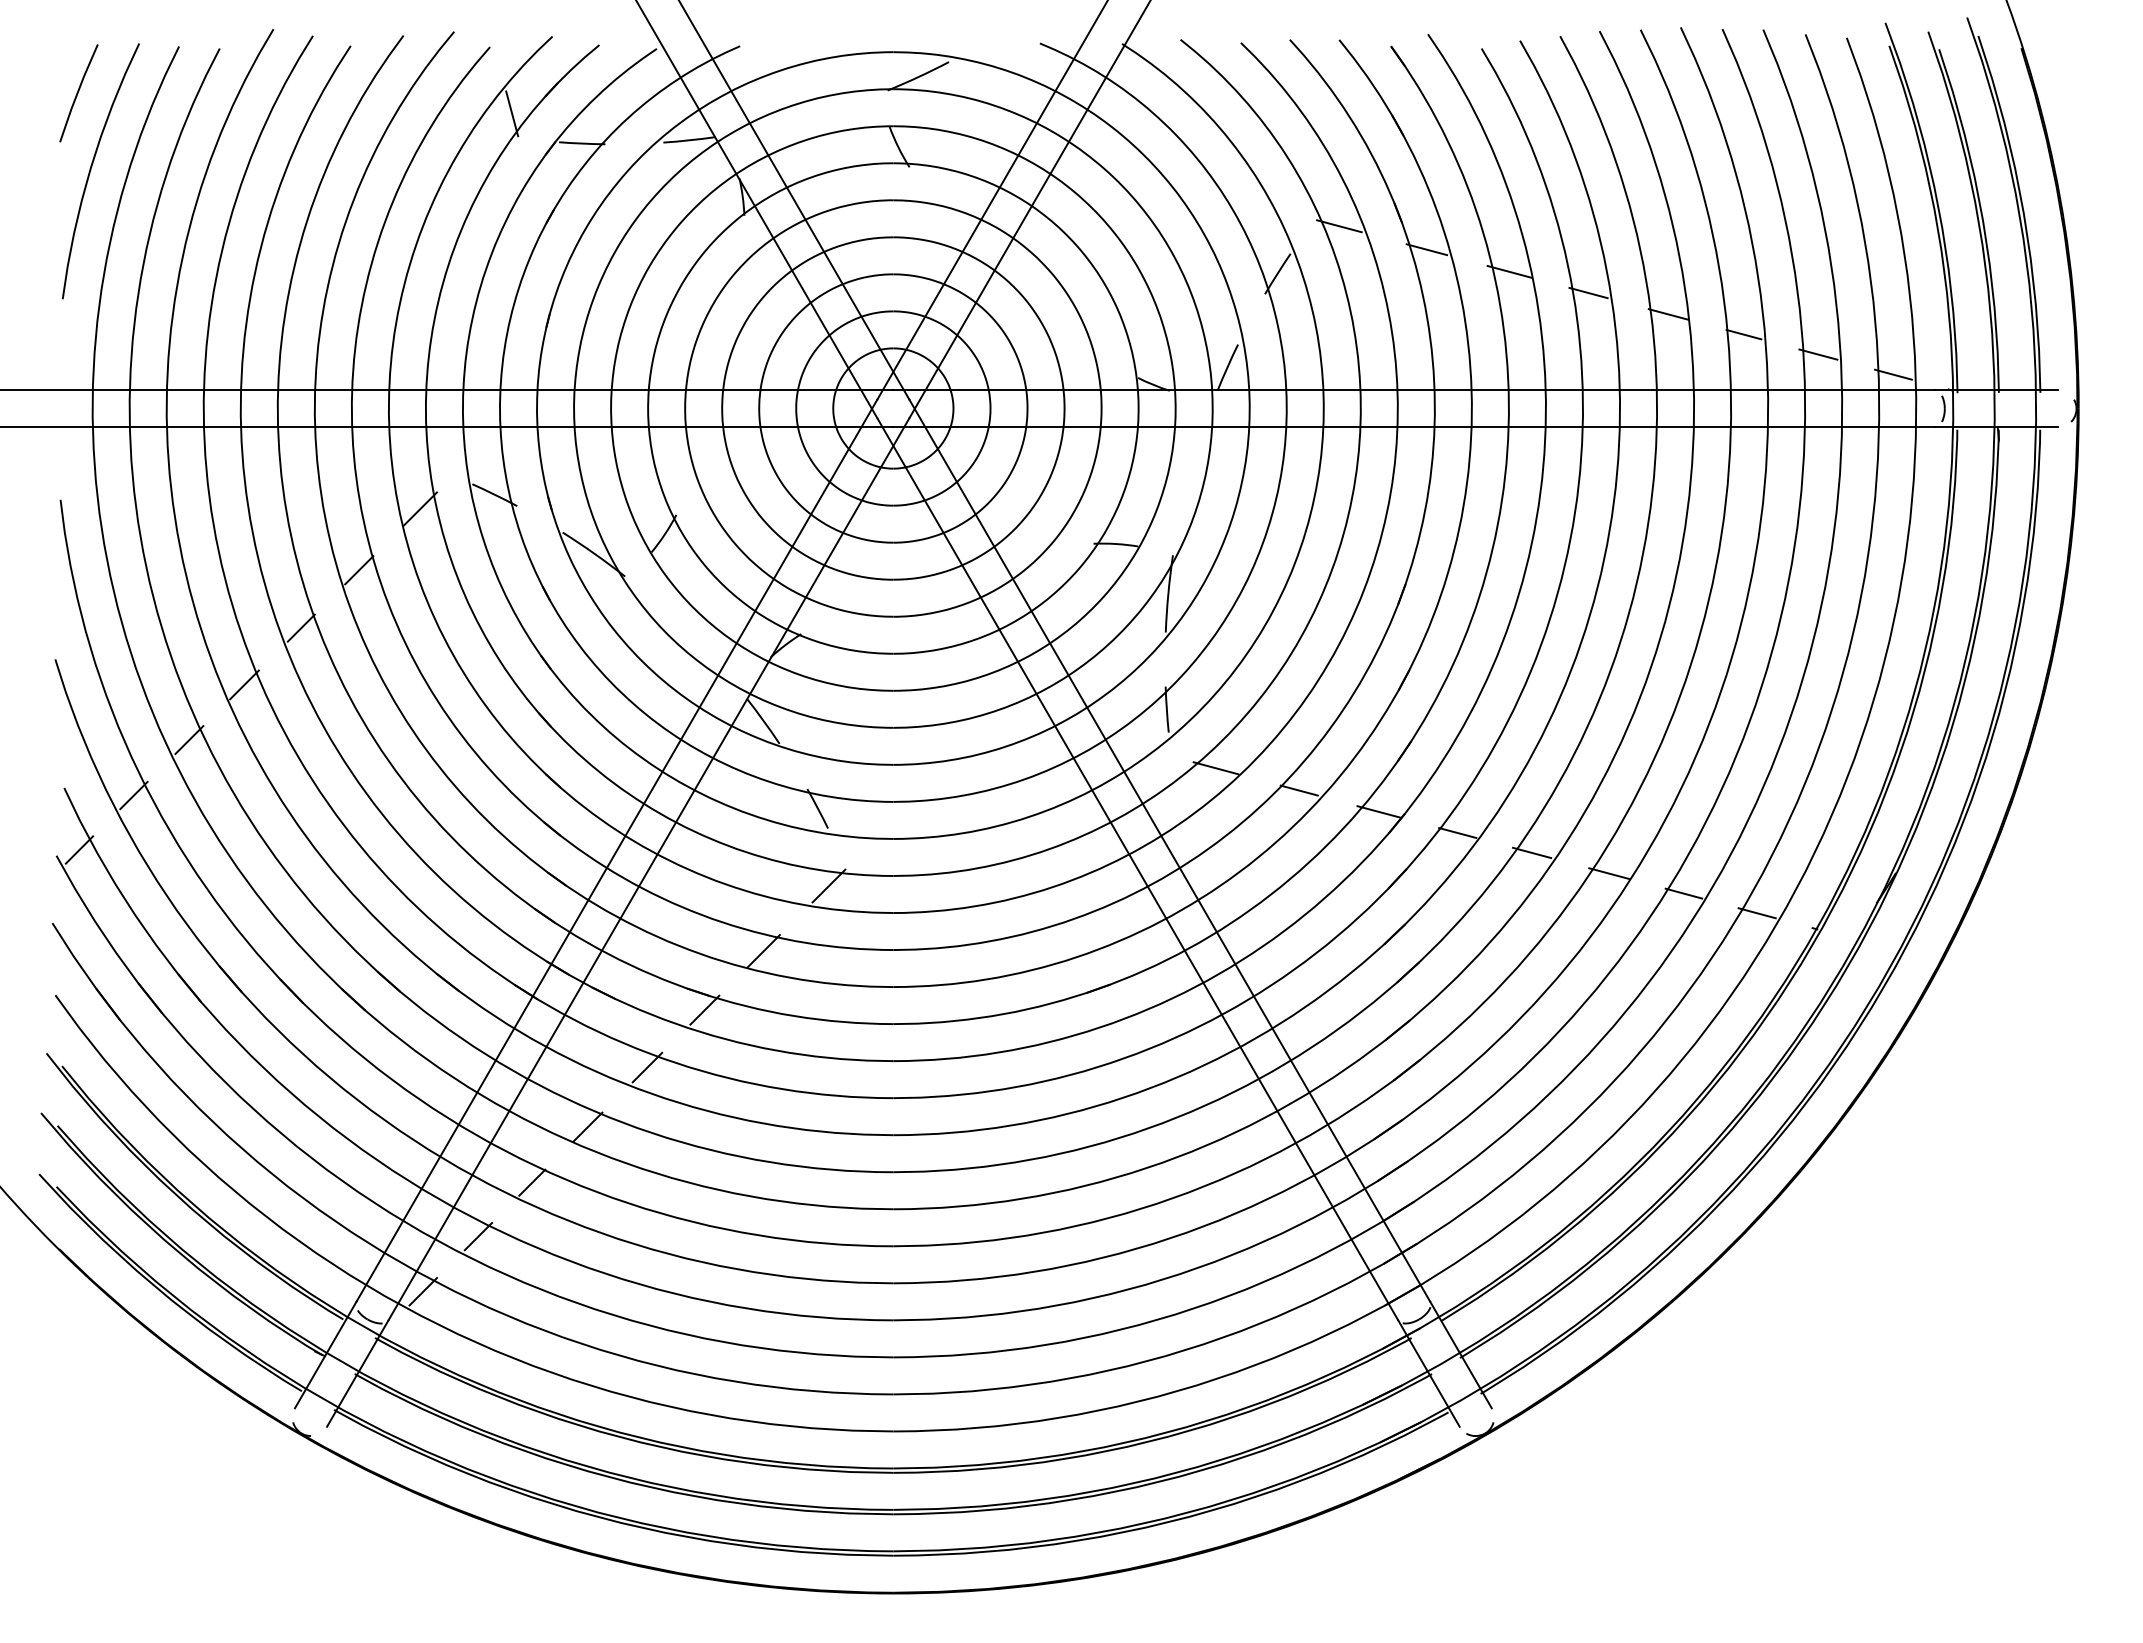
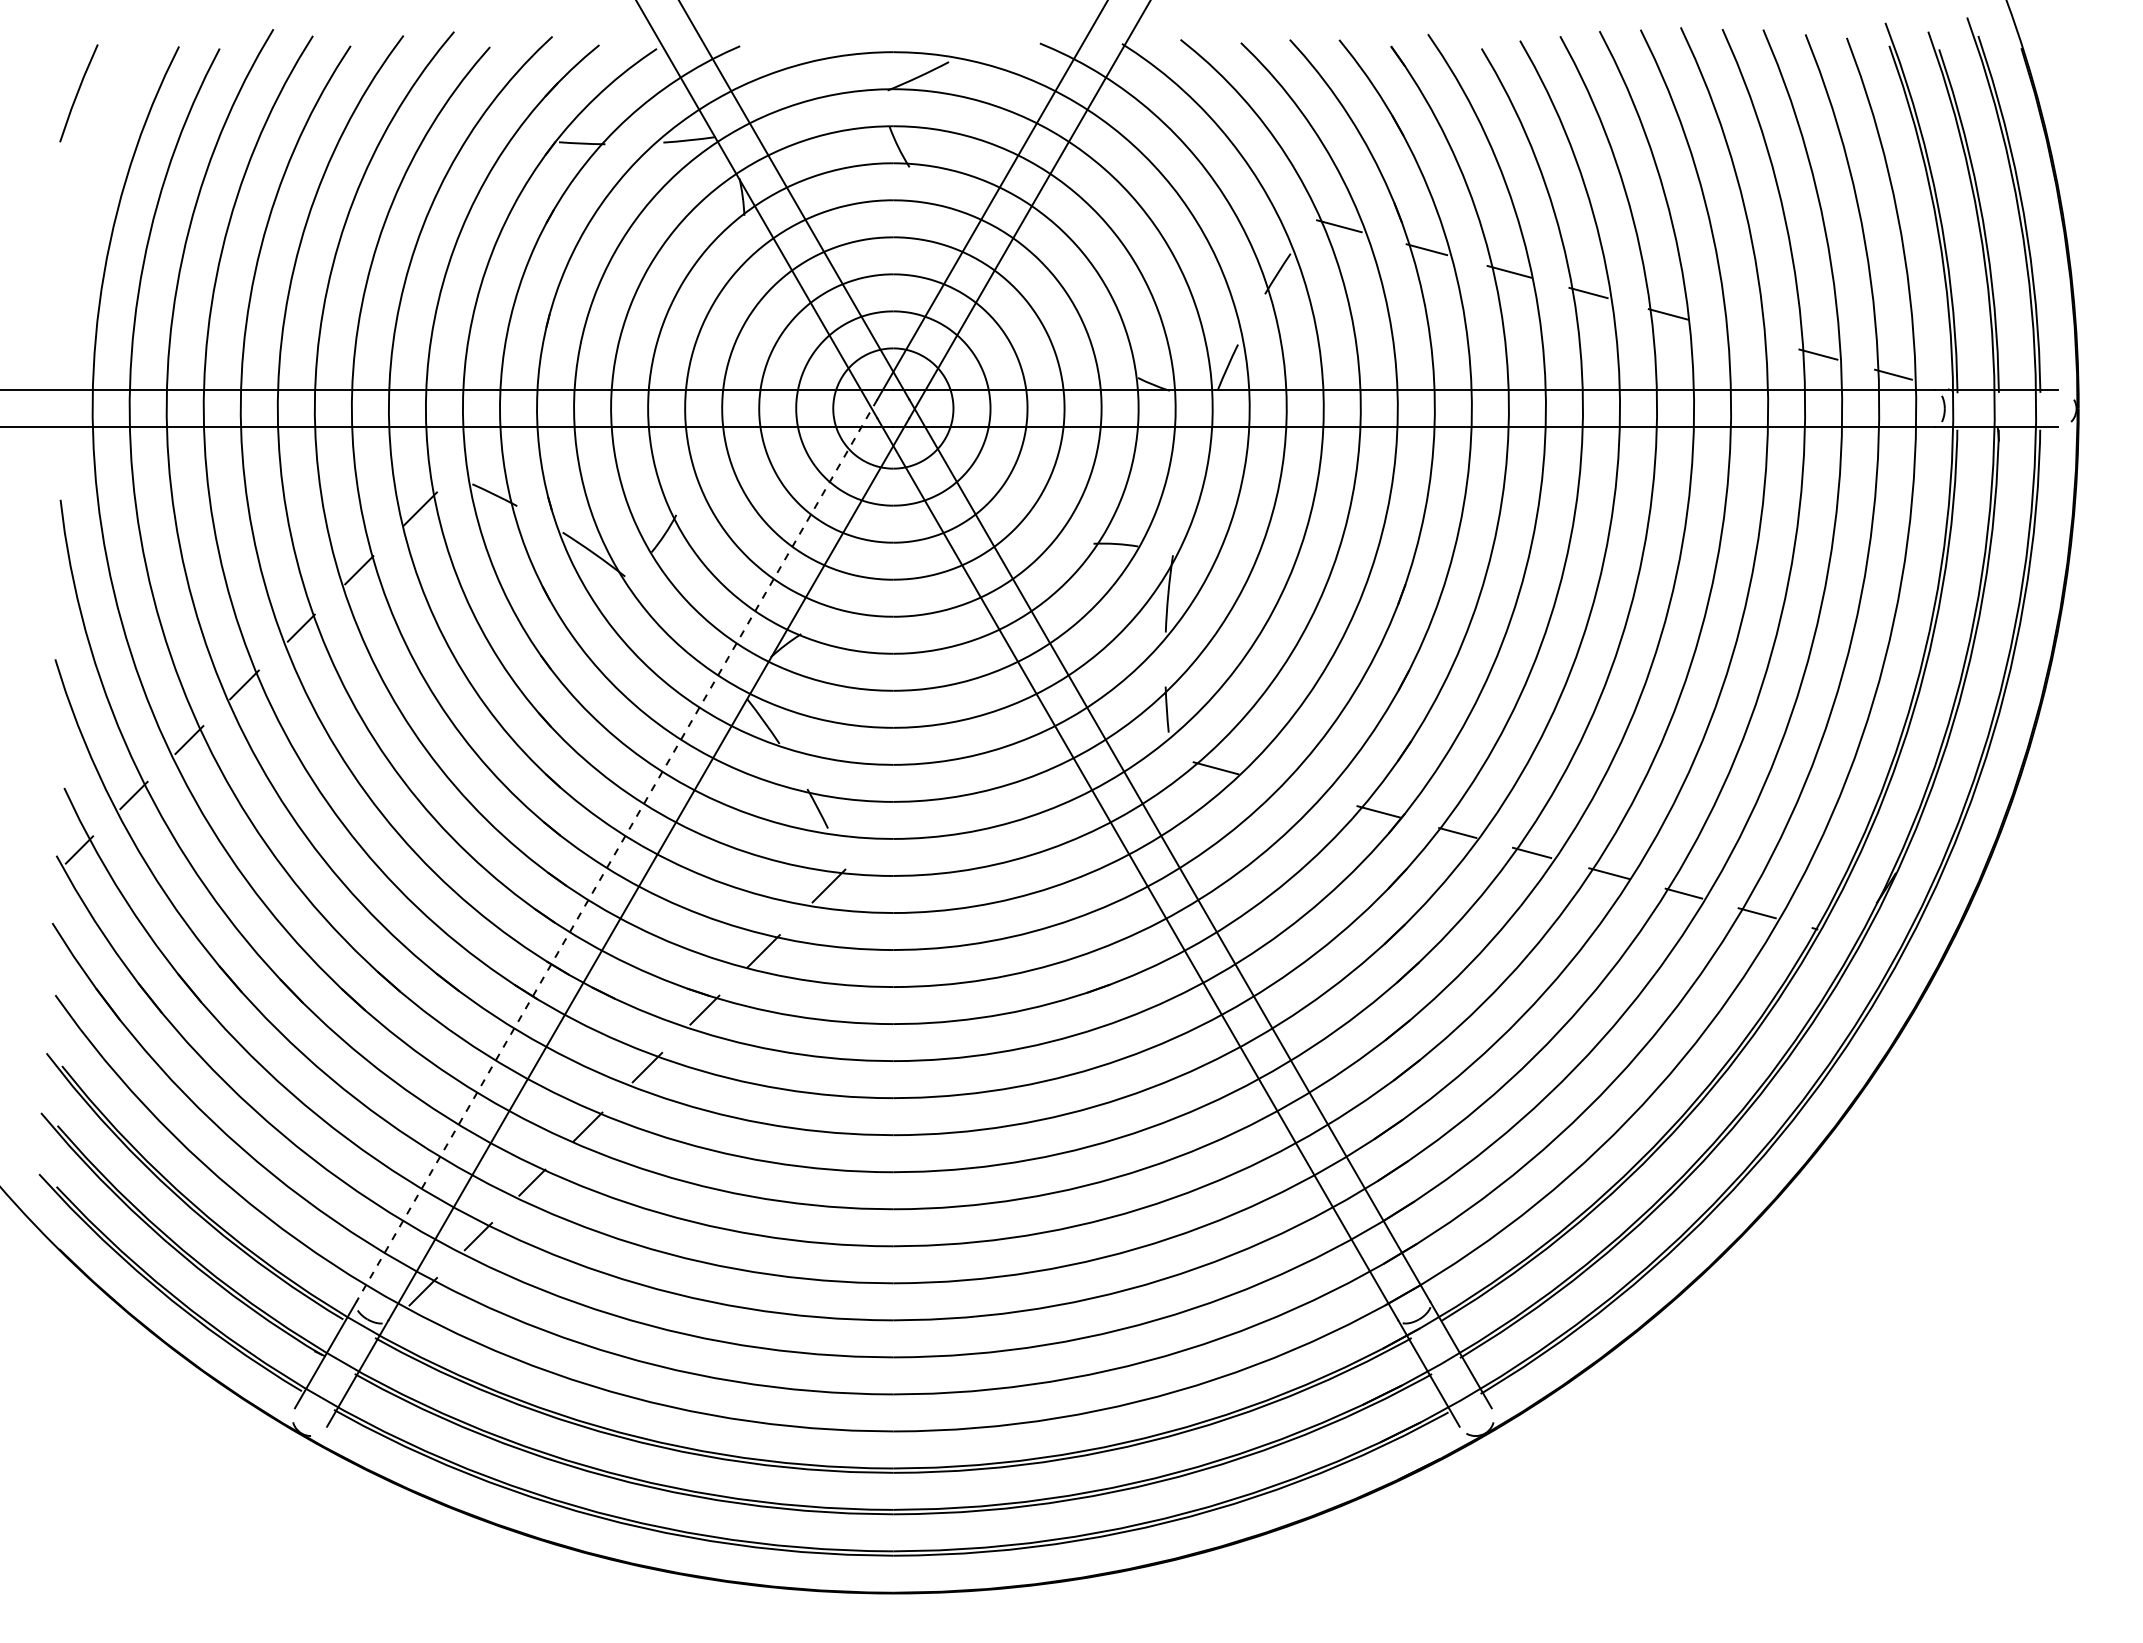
line: present -> none (512, 113)
curve: present -> none (91, 170)
line: present -> none (1743, 334)
line: present -> none (1298, 790)
line: solid -> dashed (616, 850)
